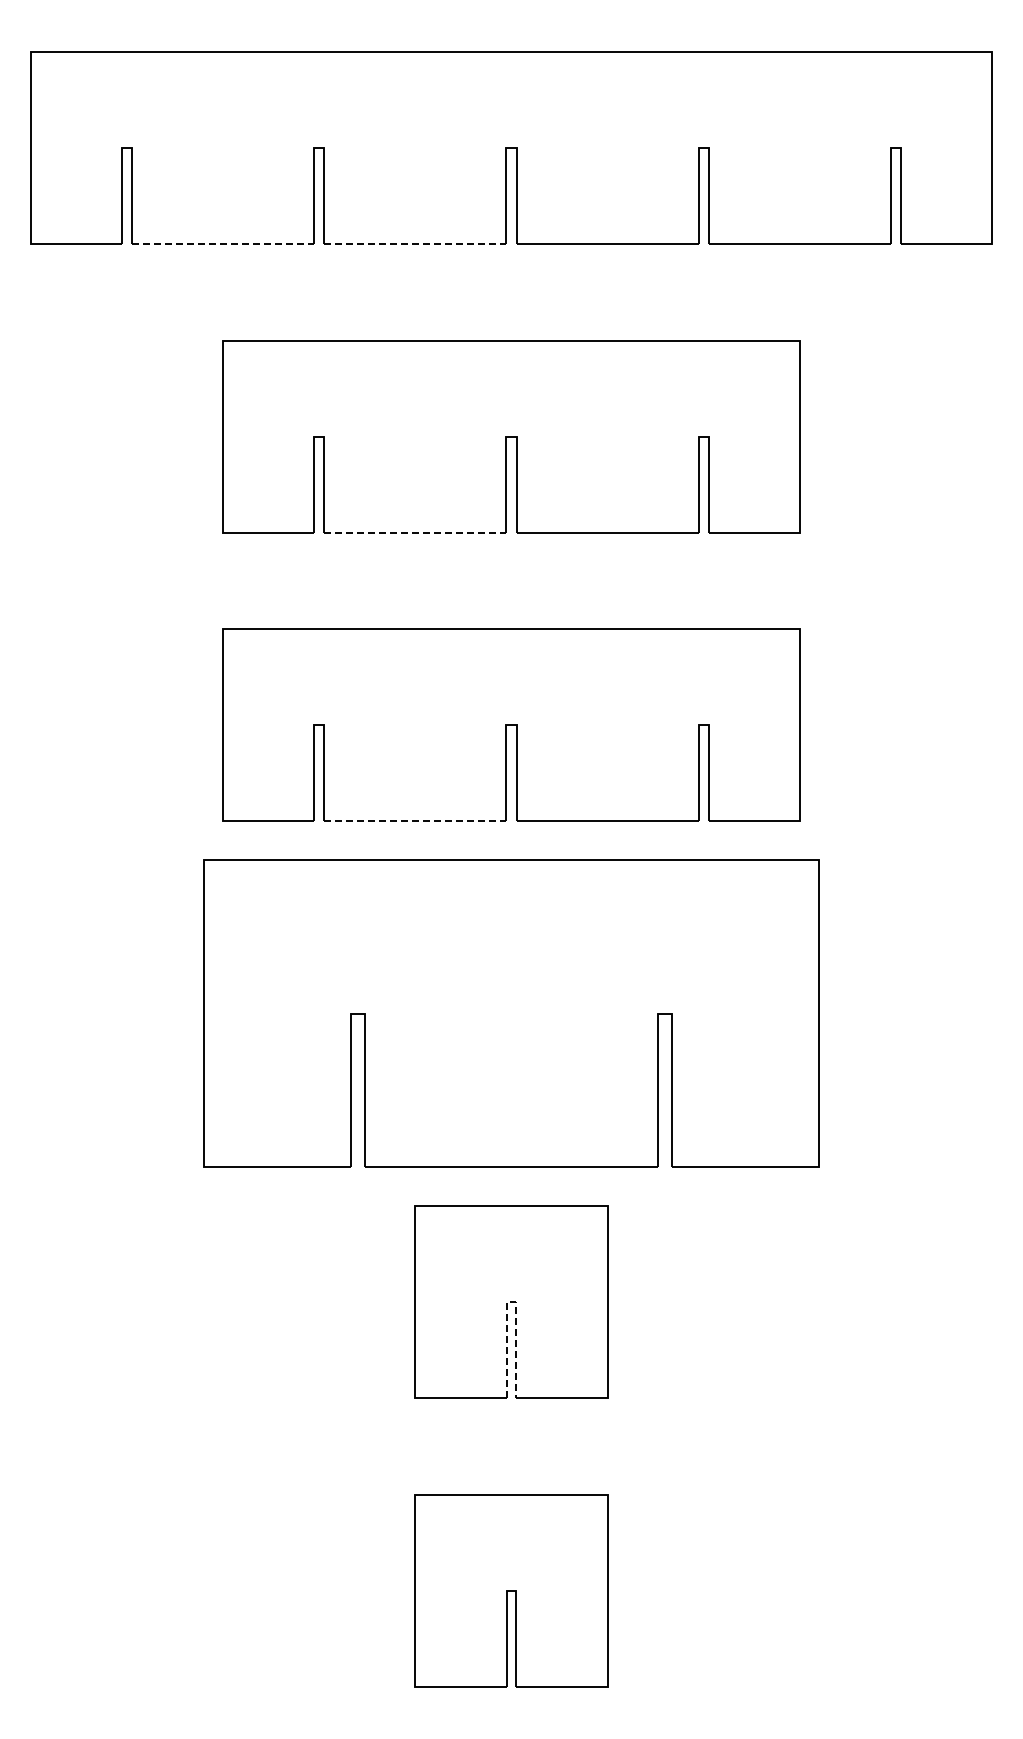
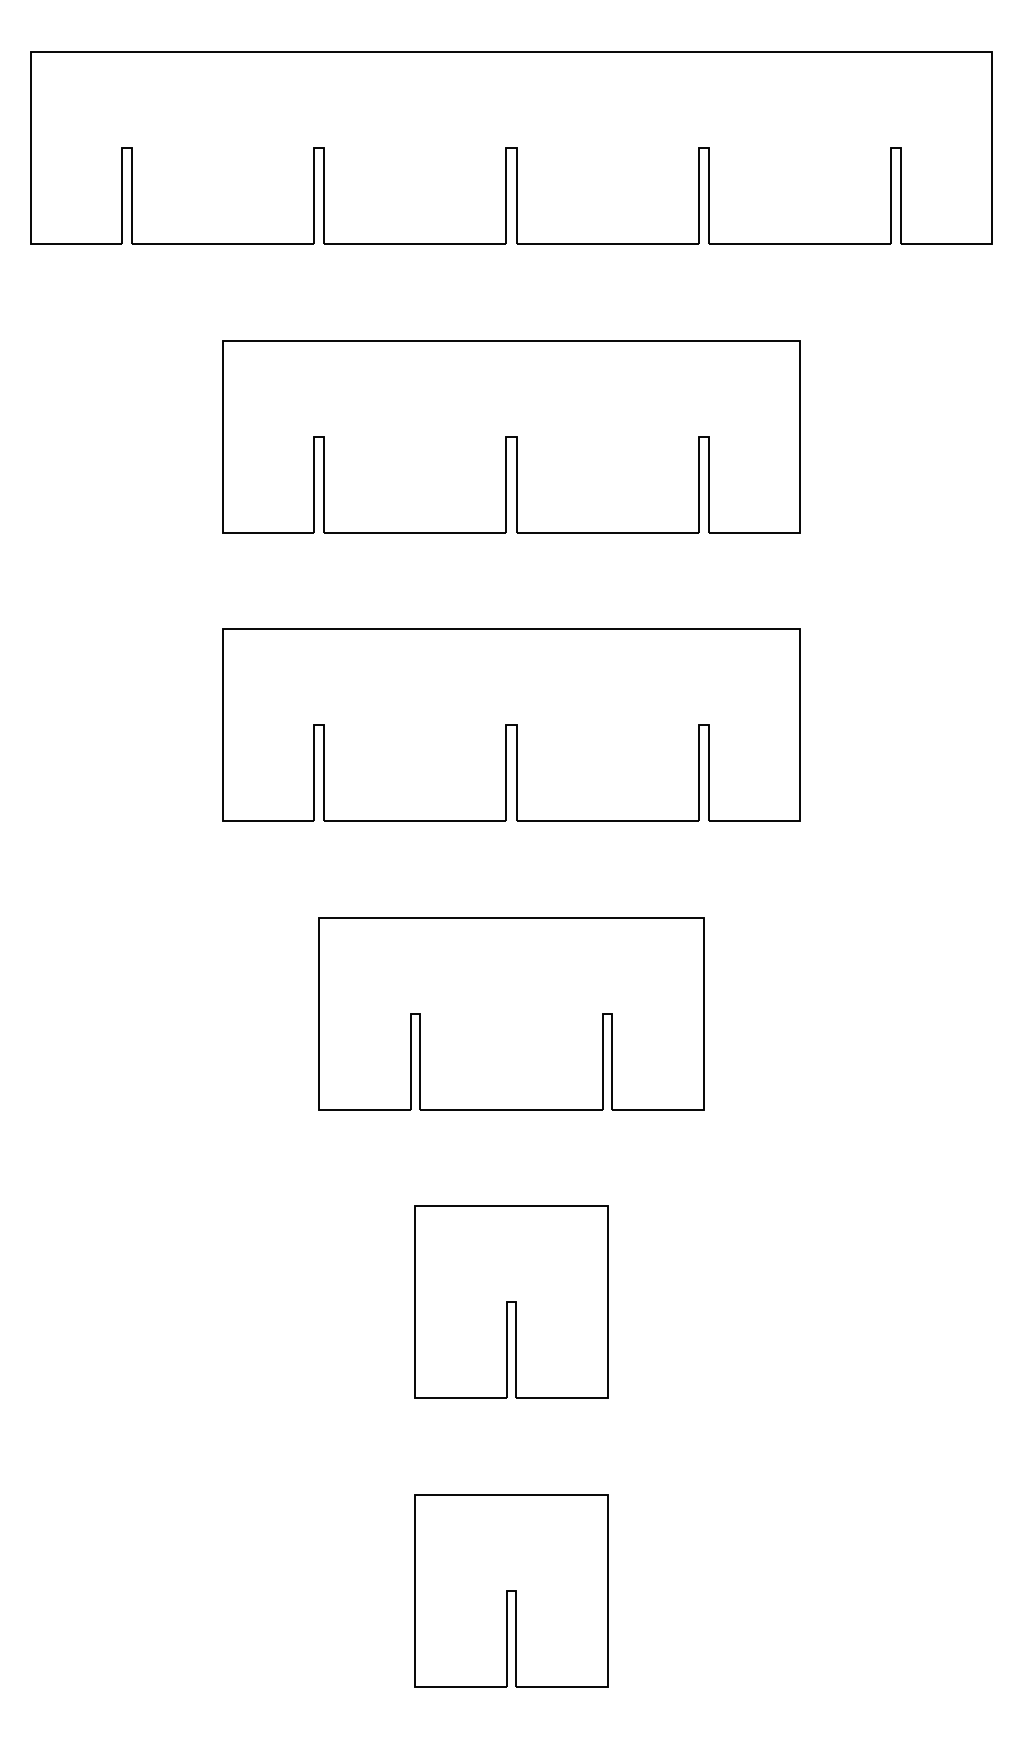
line: dashed -> solid (223, 244)
line: dashed -> solid (415, 244)
line: dashed -> solid (415, 532)
line: dashed -> solid (415, 821)
part size: 617x309 px -> 387x194 px (511, 1013)
line: dashed -> solid (511, 1302)
